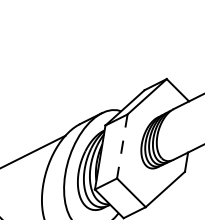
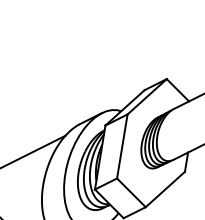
line: dashed -> solid (122, 146)
